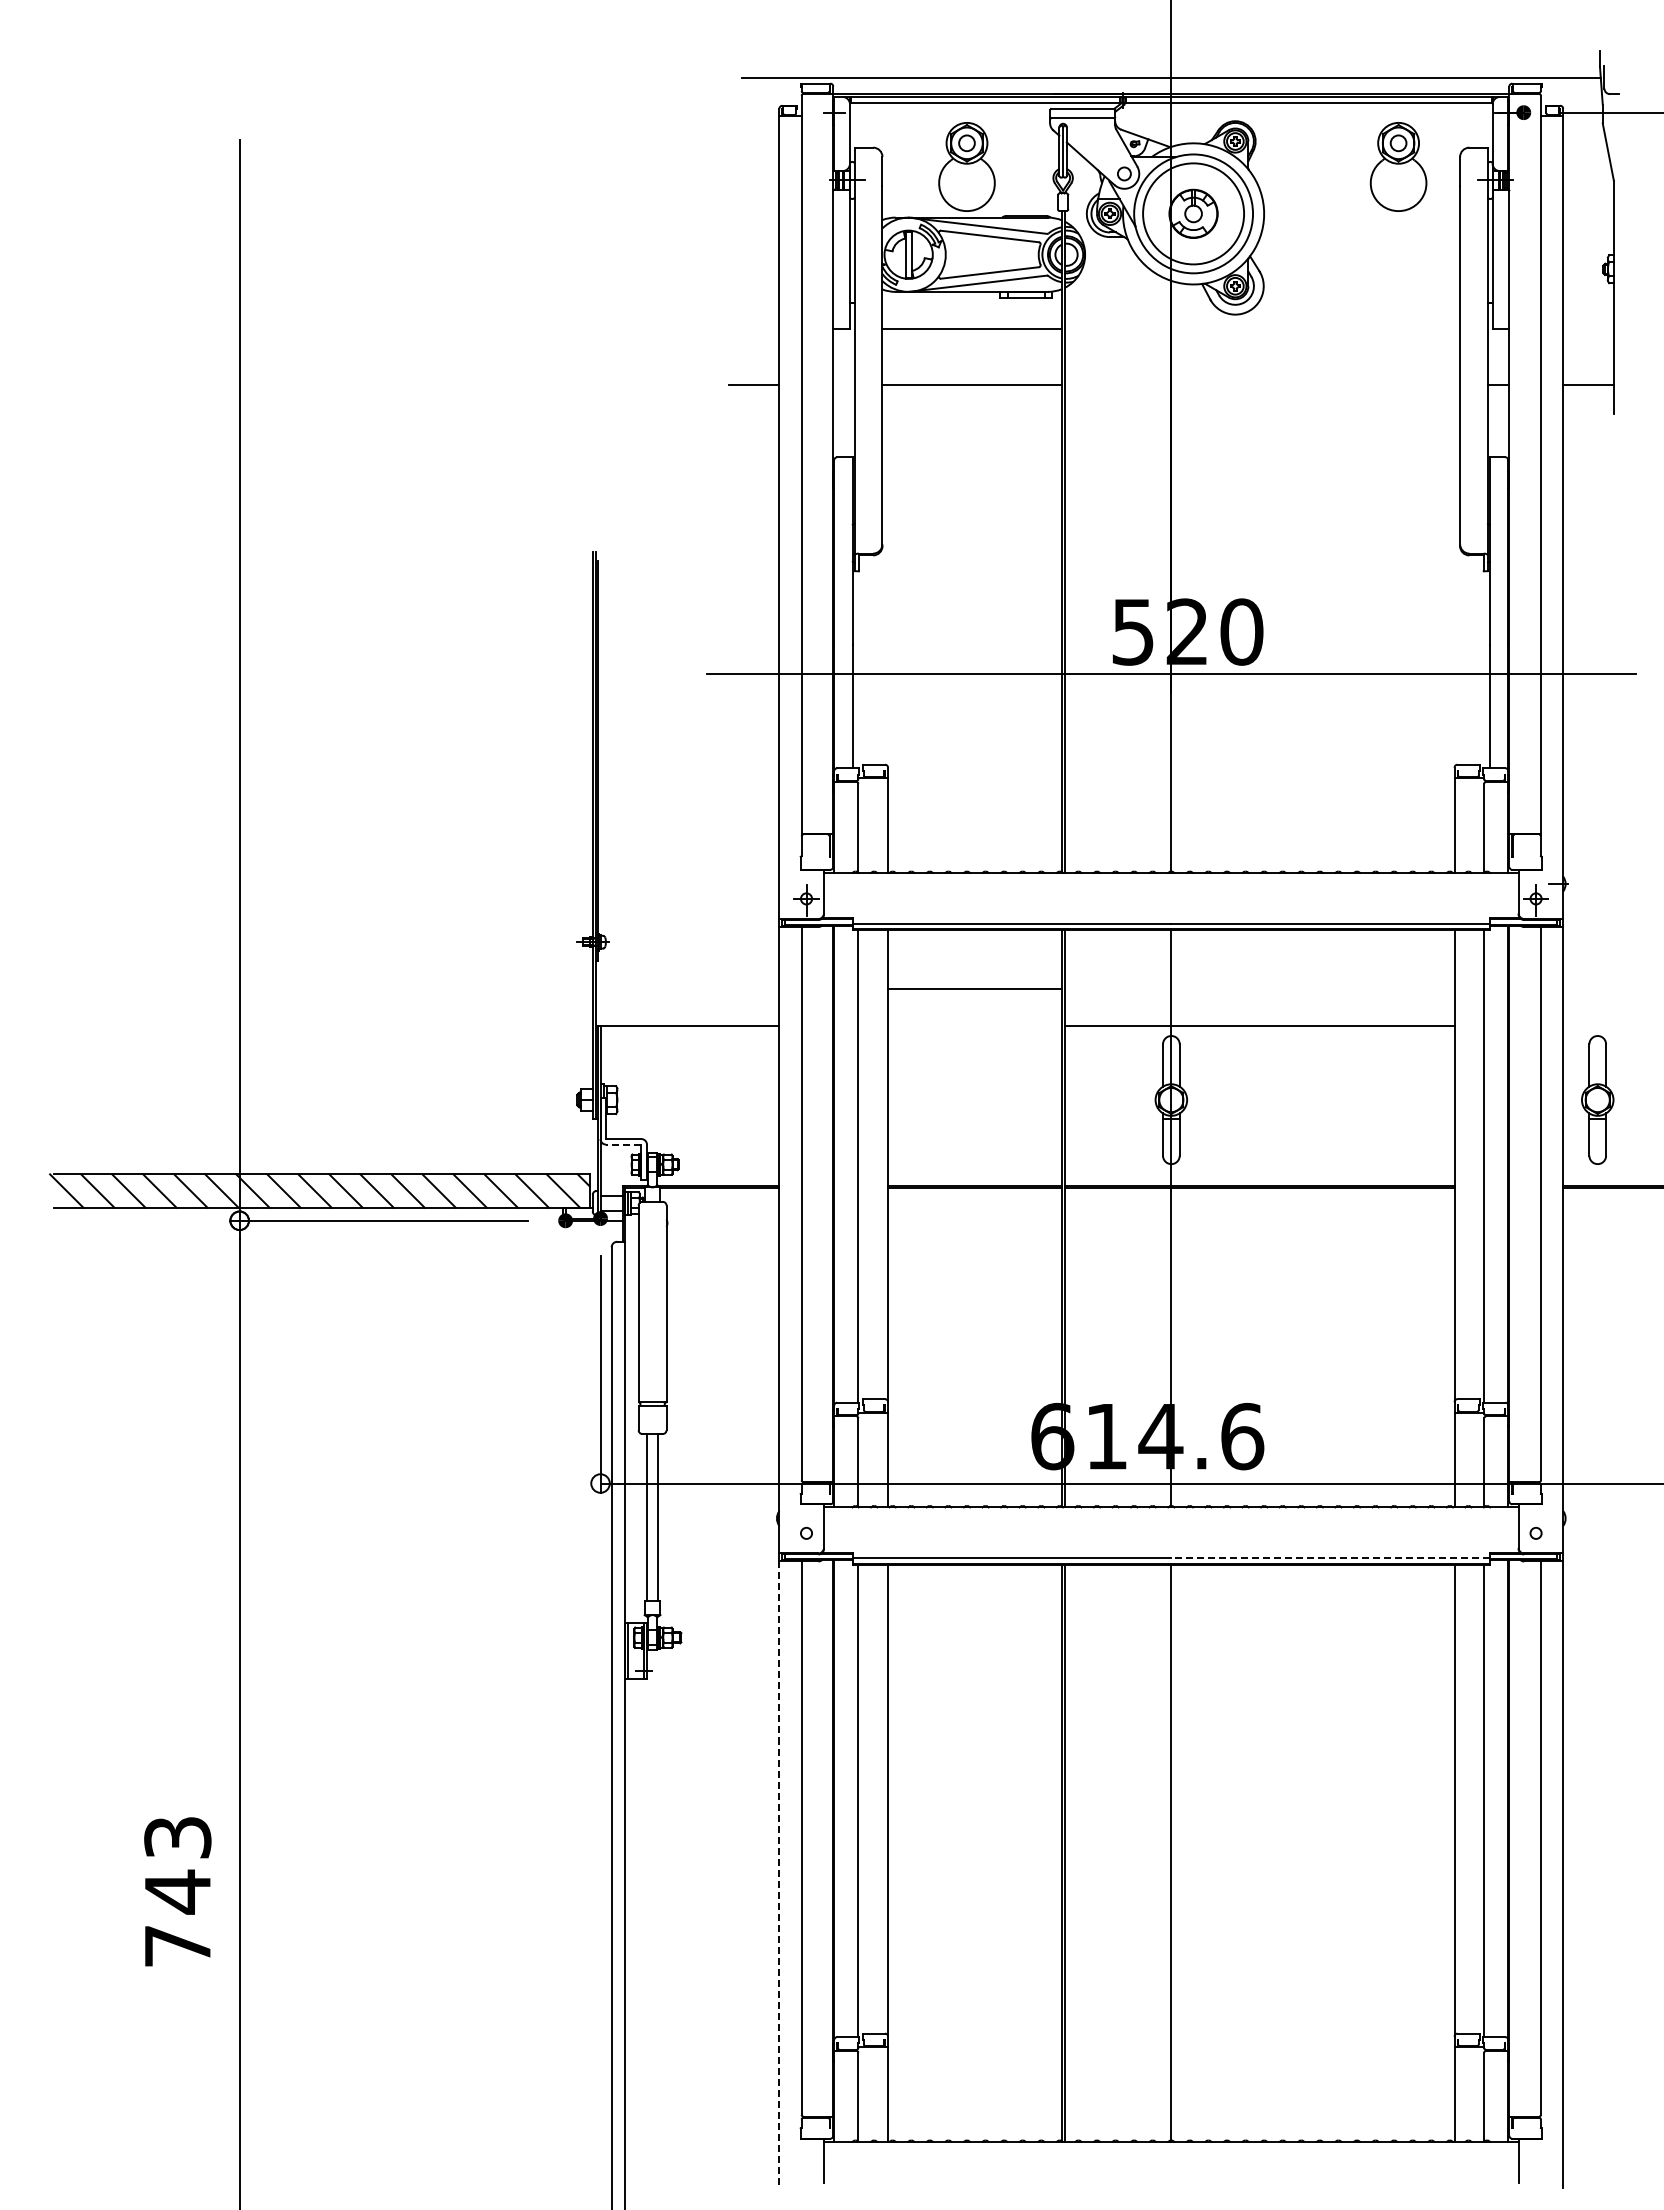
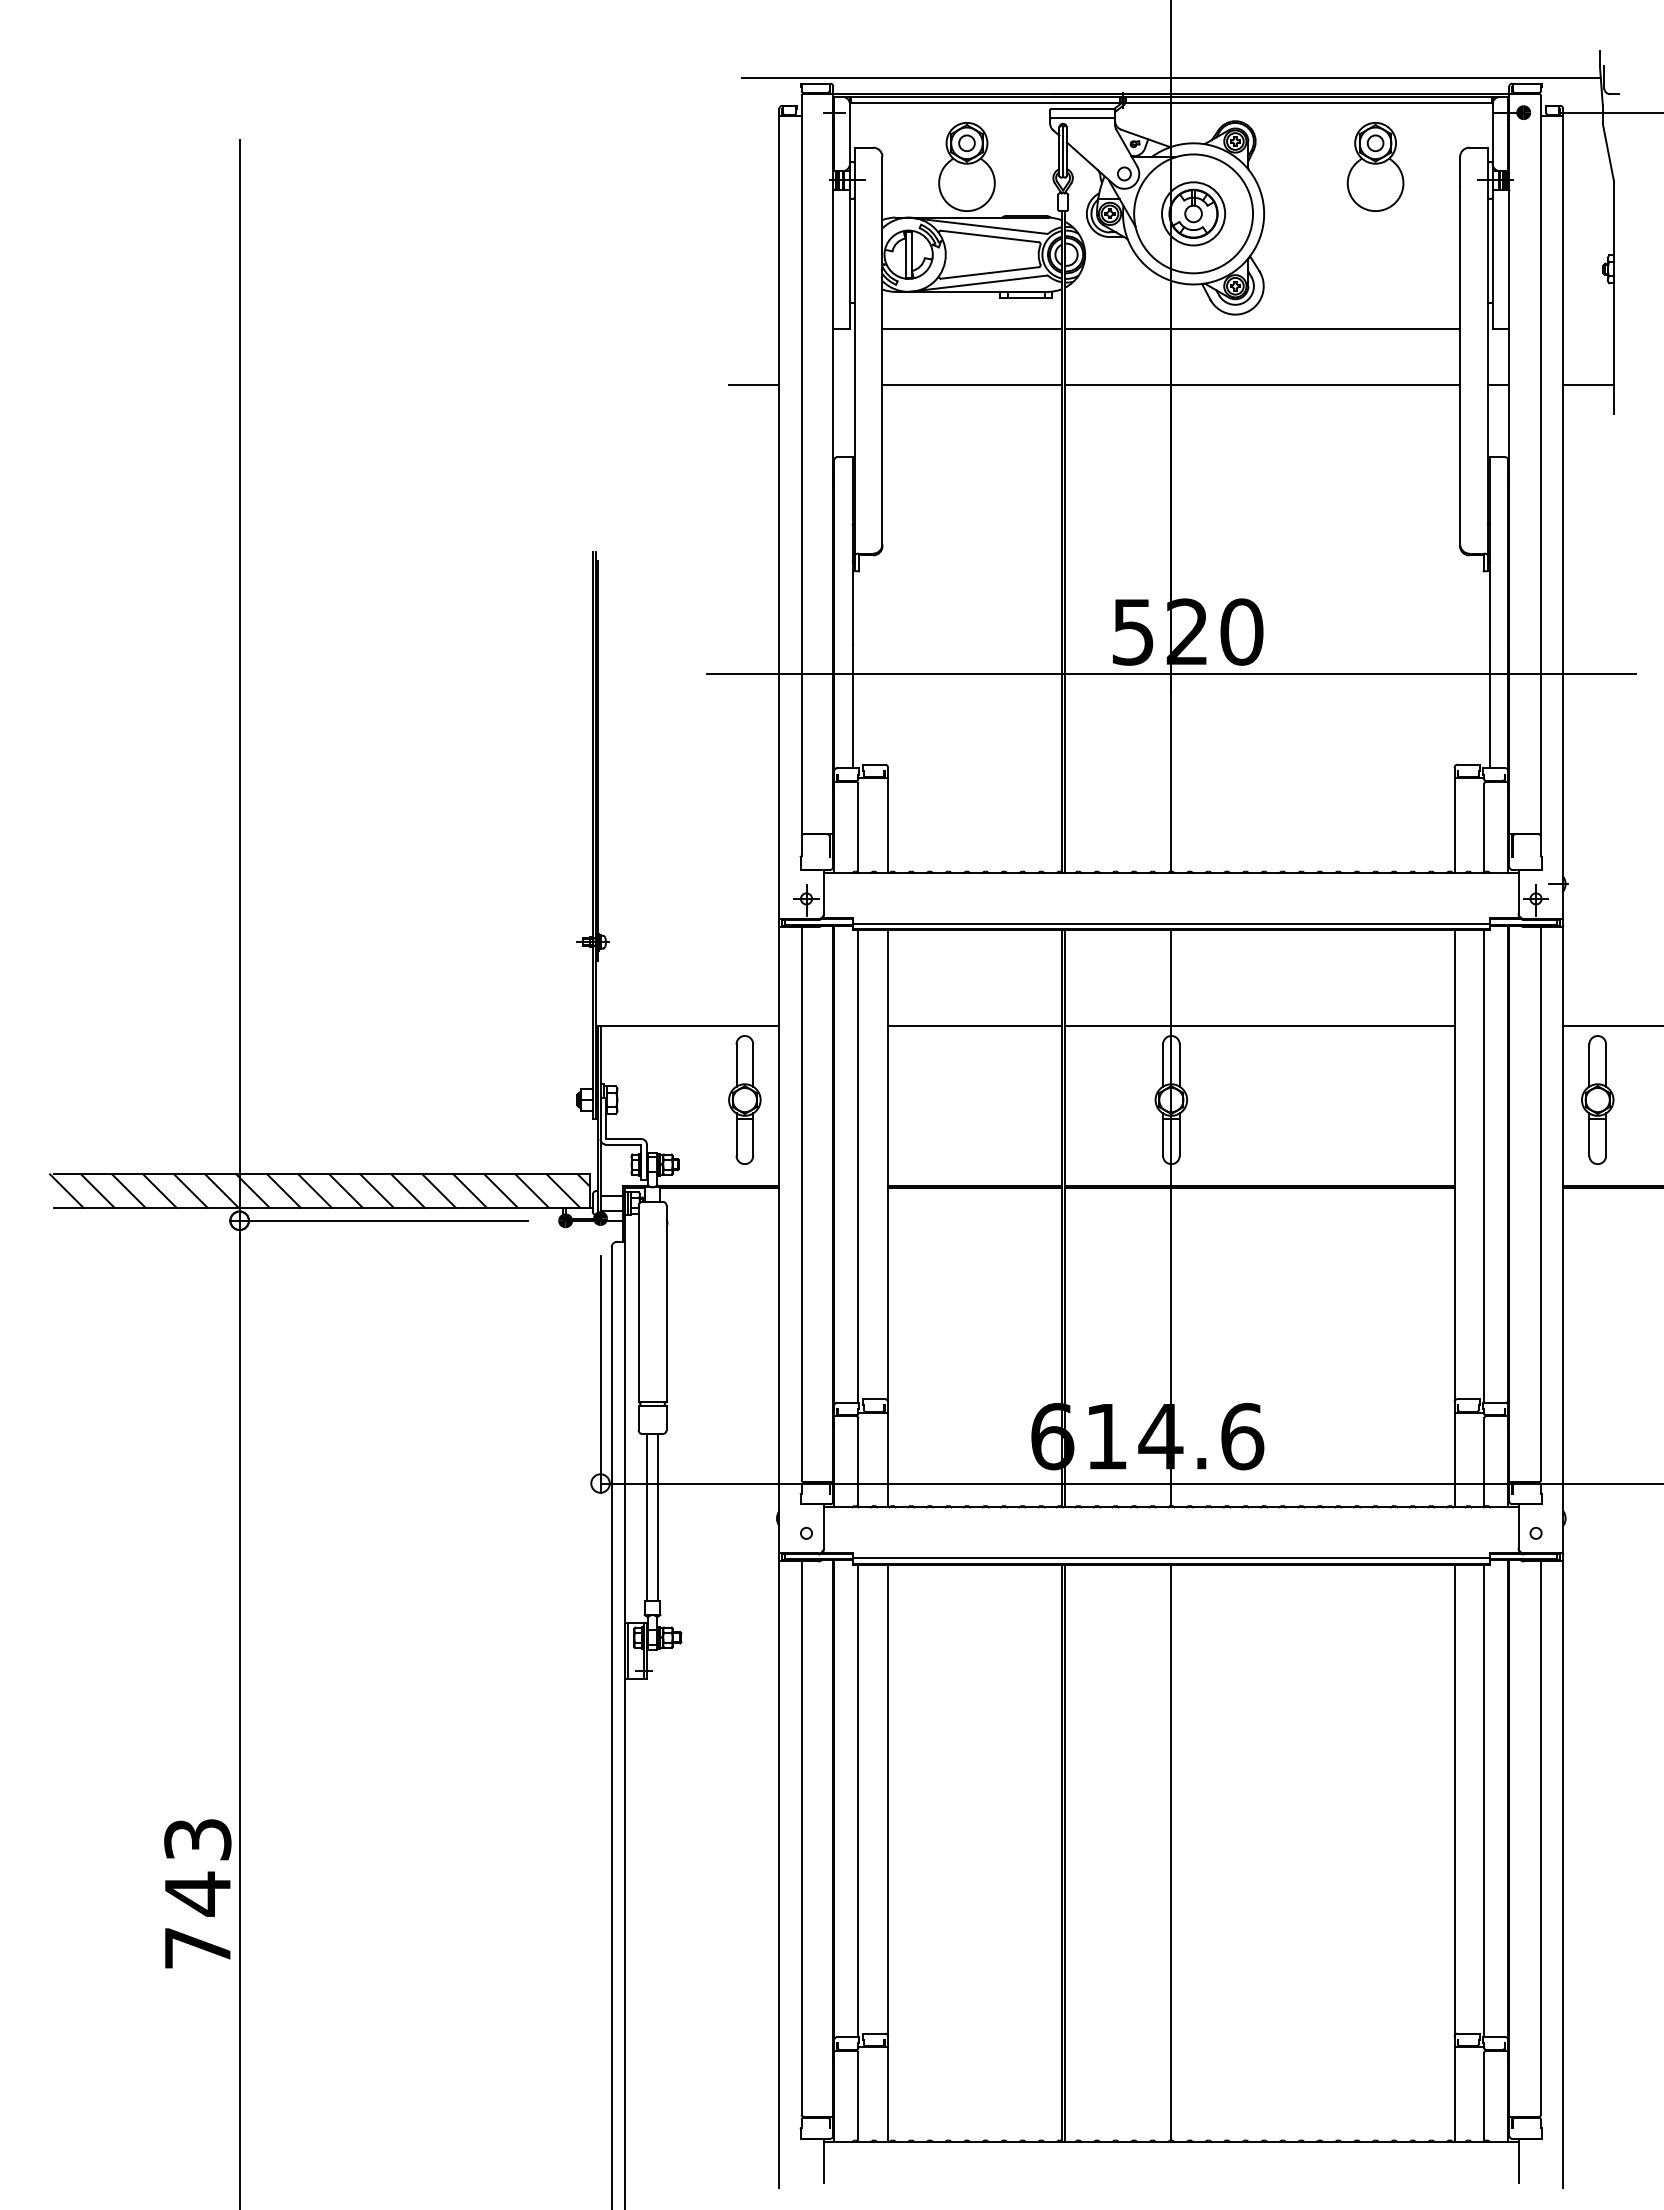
part position: (1398, 166) -> (1375, 166) (1375, 166)
circle diameter: 101 px -> 63 px (1193, 213)
line: none -> present (1262, 329)
line: none -> present (1262, 384)
line position: (974, 988) -> (974, 1025) (974, 1025)
line: none -> present (1611, 1025)
part: none -> present (744, 1099)
line: dashed -> solid (623, 1144)
line: dashed -> solid (1329, 1558)
line: dashed -> solid (779, 1875)
text position: (177, 1891) -> (197, 1893) (197, 1893)
